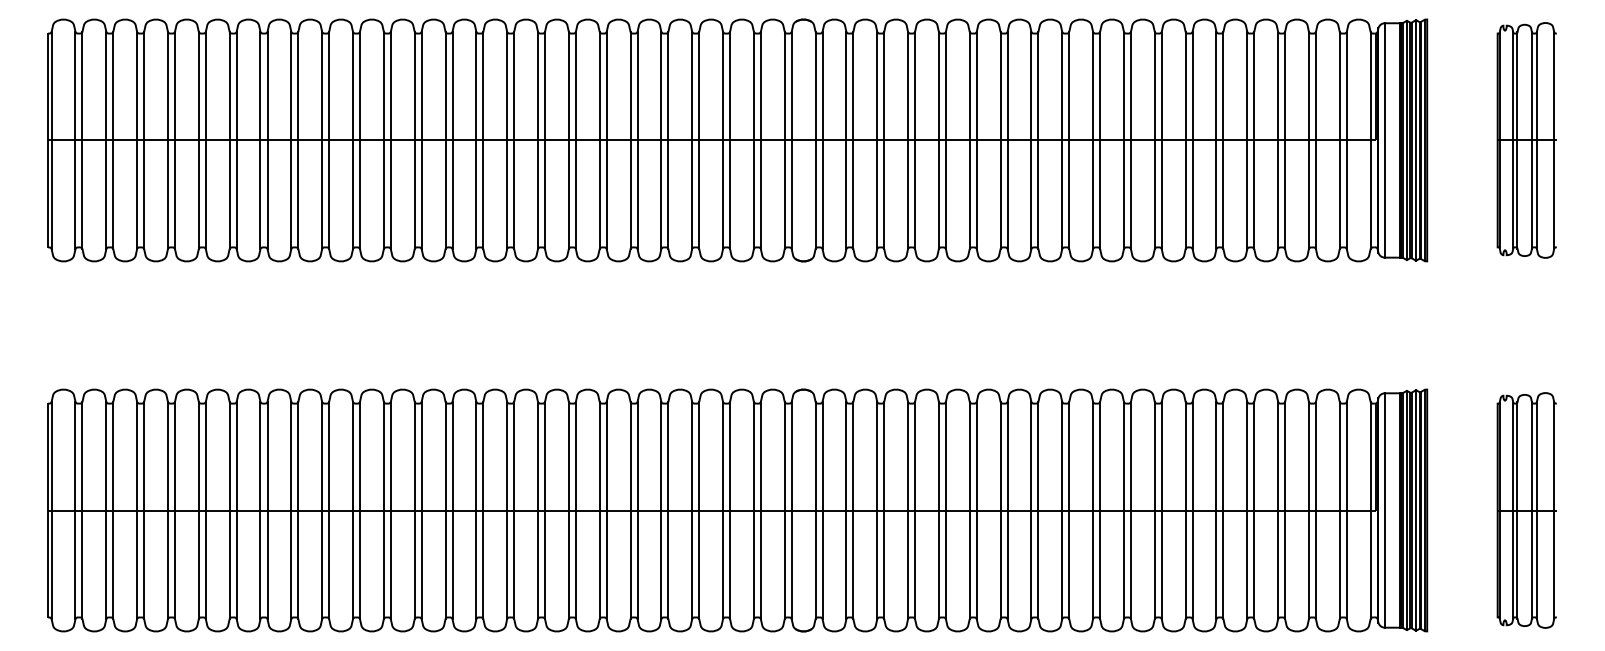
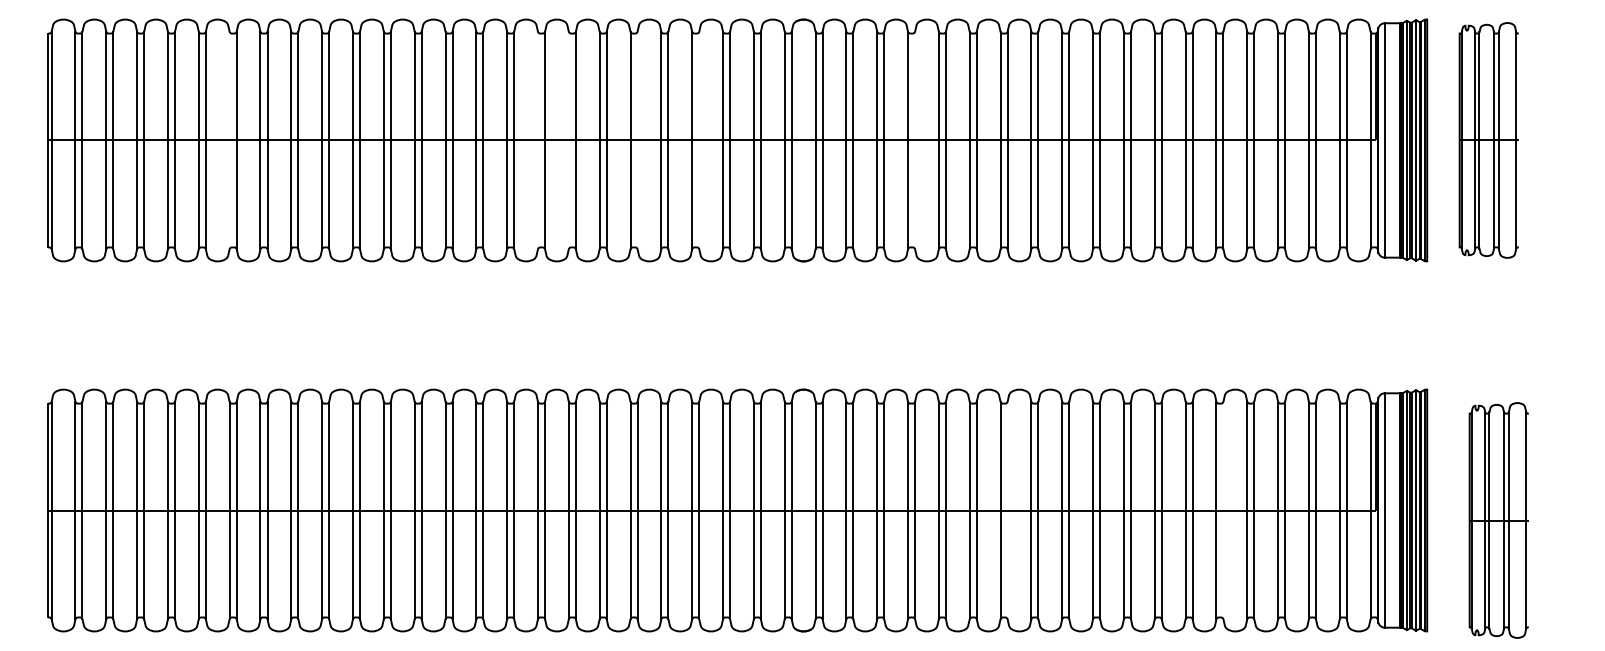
line: present -> none (229, 140)
line: present -> none (537, 140)
line: present -> none (568, 140)
line: present -> none (637, 140)
line: present -> none (699, 140)
line: present -> none (915, 140)
part position: (1526, 140) -> (1488, 140) (1488, 140)
line: present -> none (1007, 510)
line: present -> none (1223, 510)
part position: (1526, 510) -> (1498, 520) (1498, 520)
